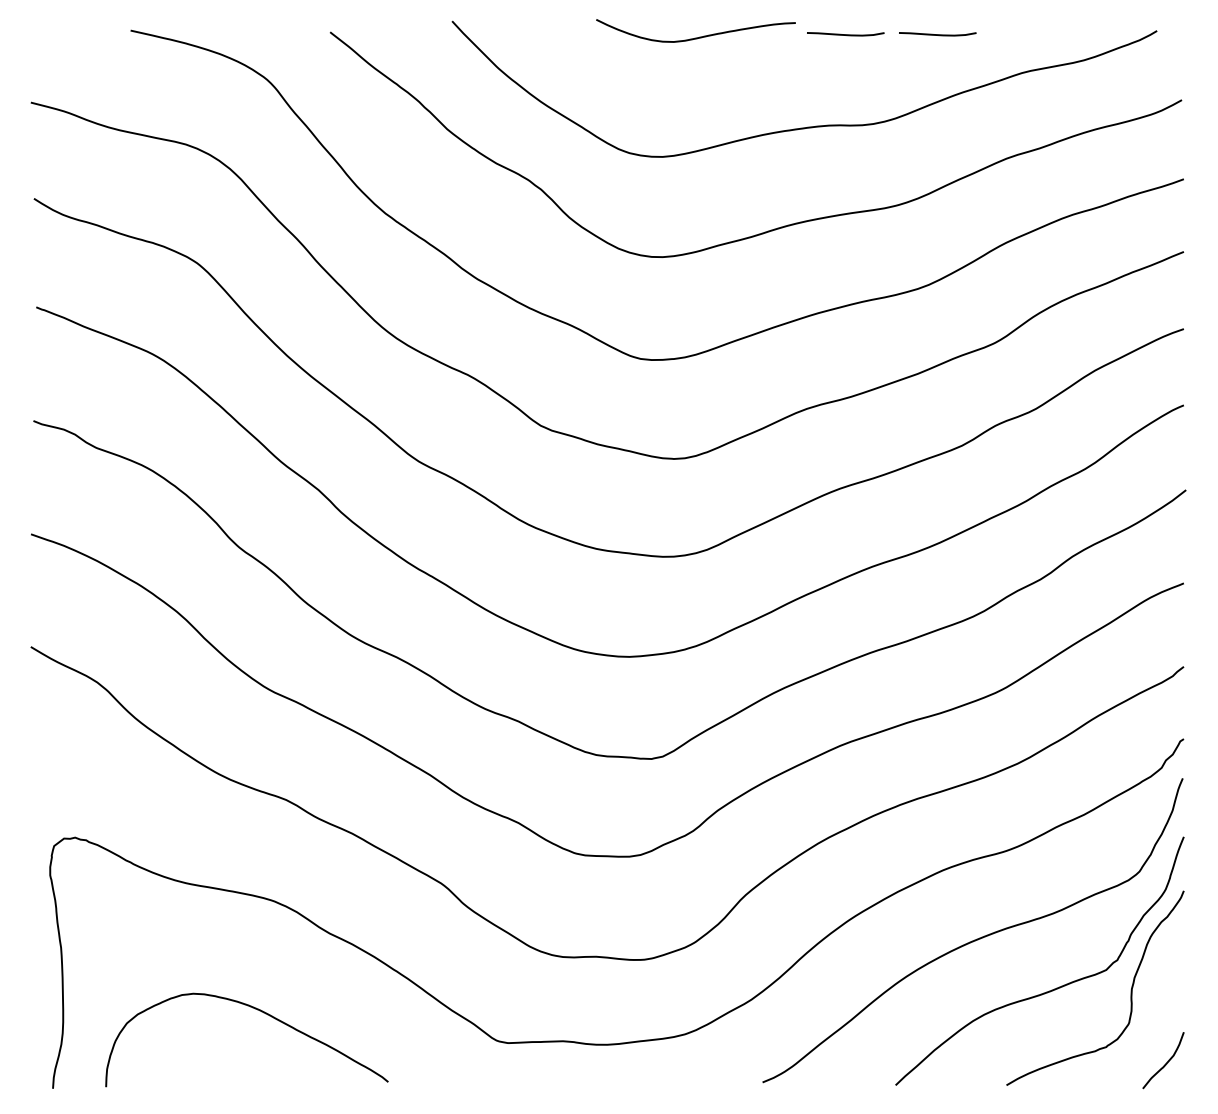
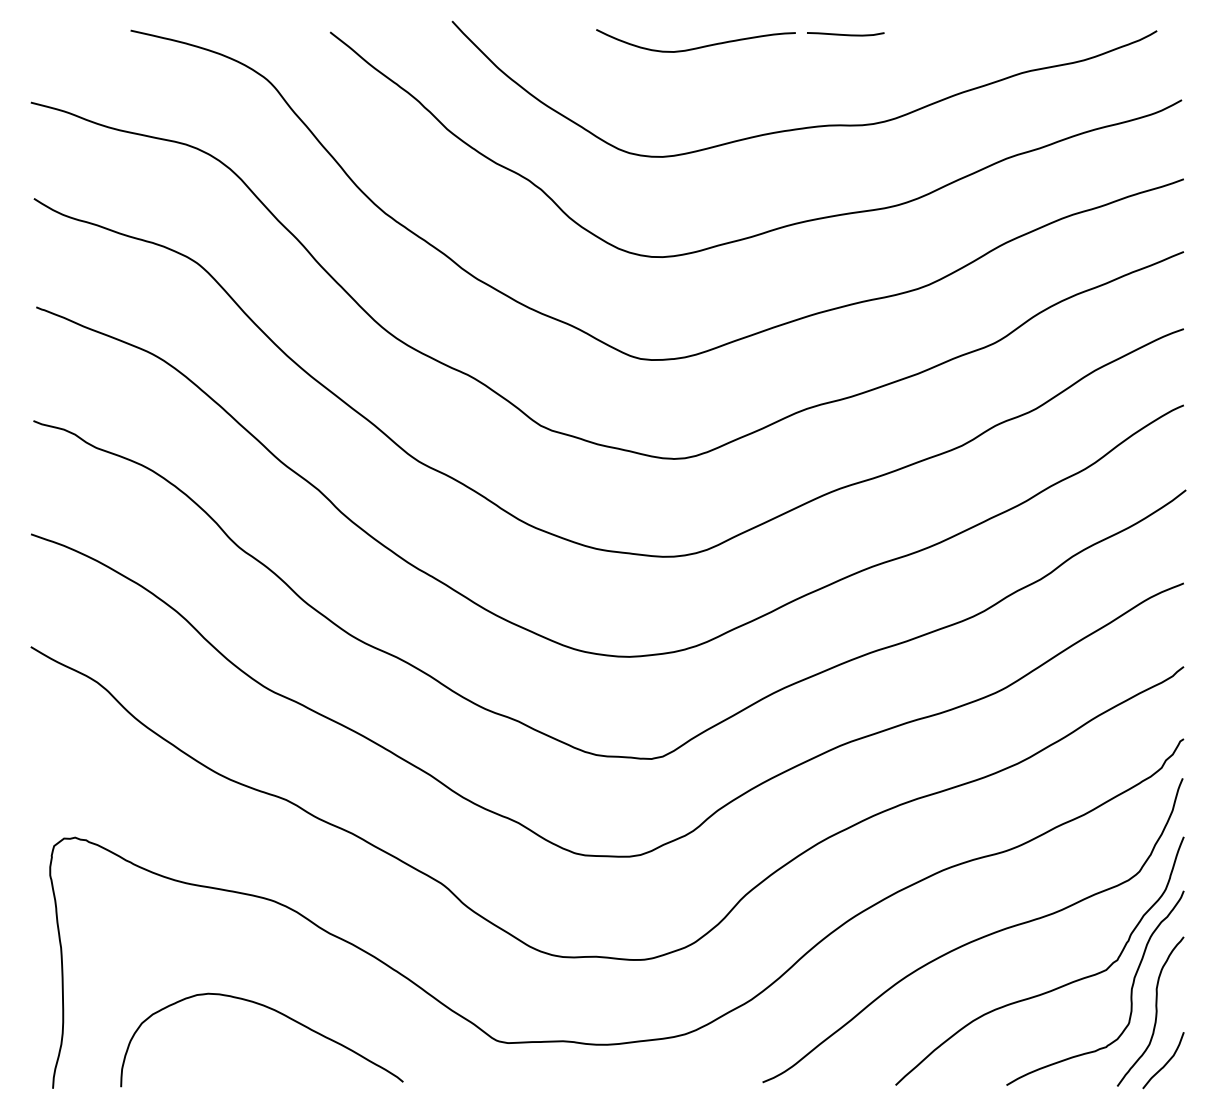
curve: present -> none (937, 34)
curve position: (695, 37) -> (695, 47) (695, 47)
curve position: (259, 1011) -> (274, 1011) (274, 1011)
curve: none -> present (1155, 1011)
